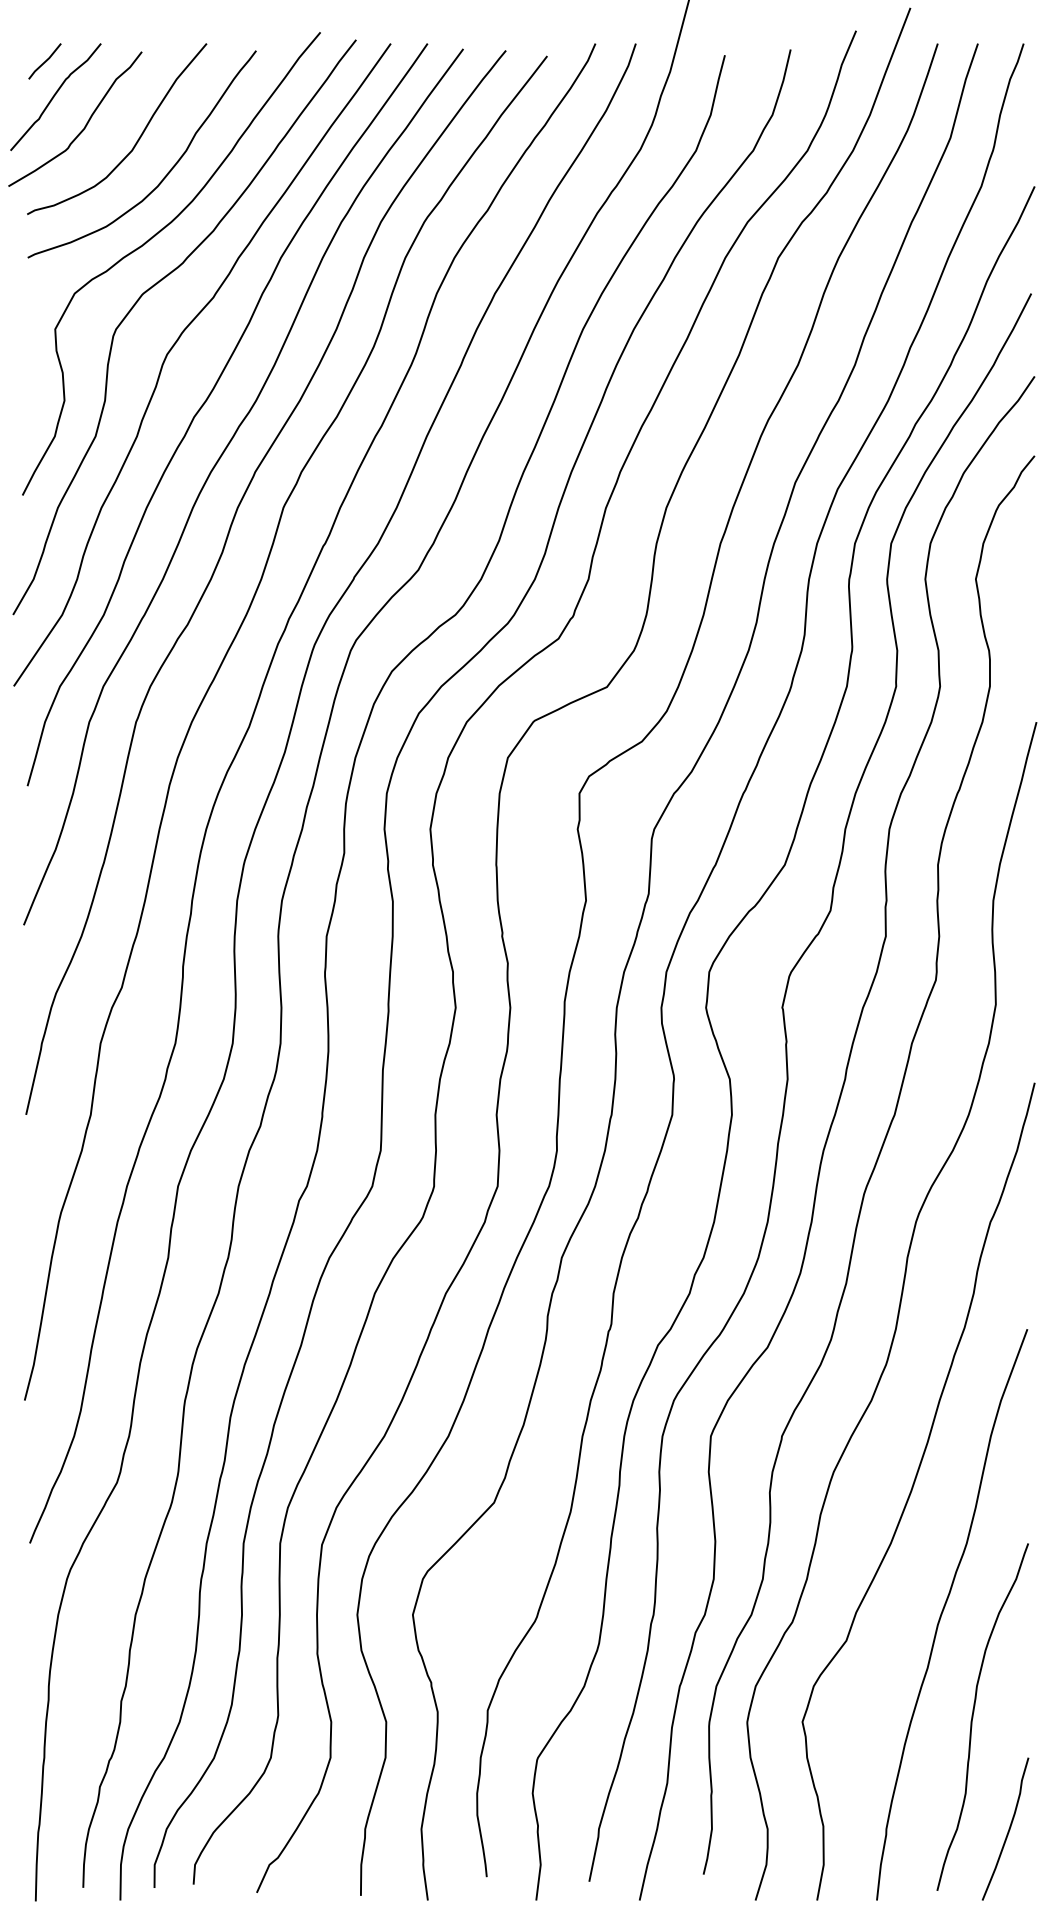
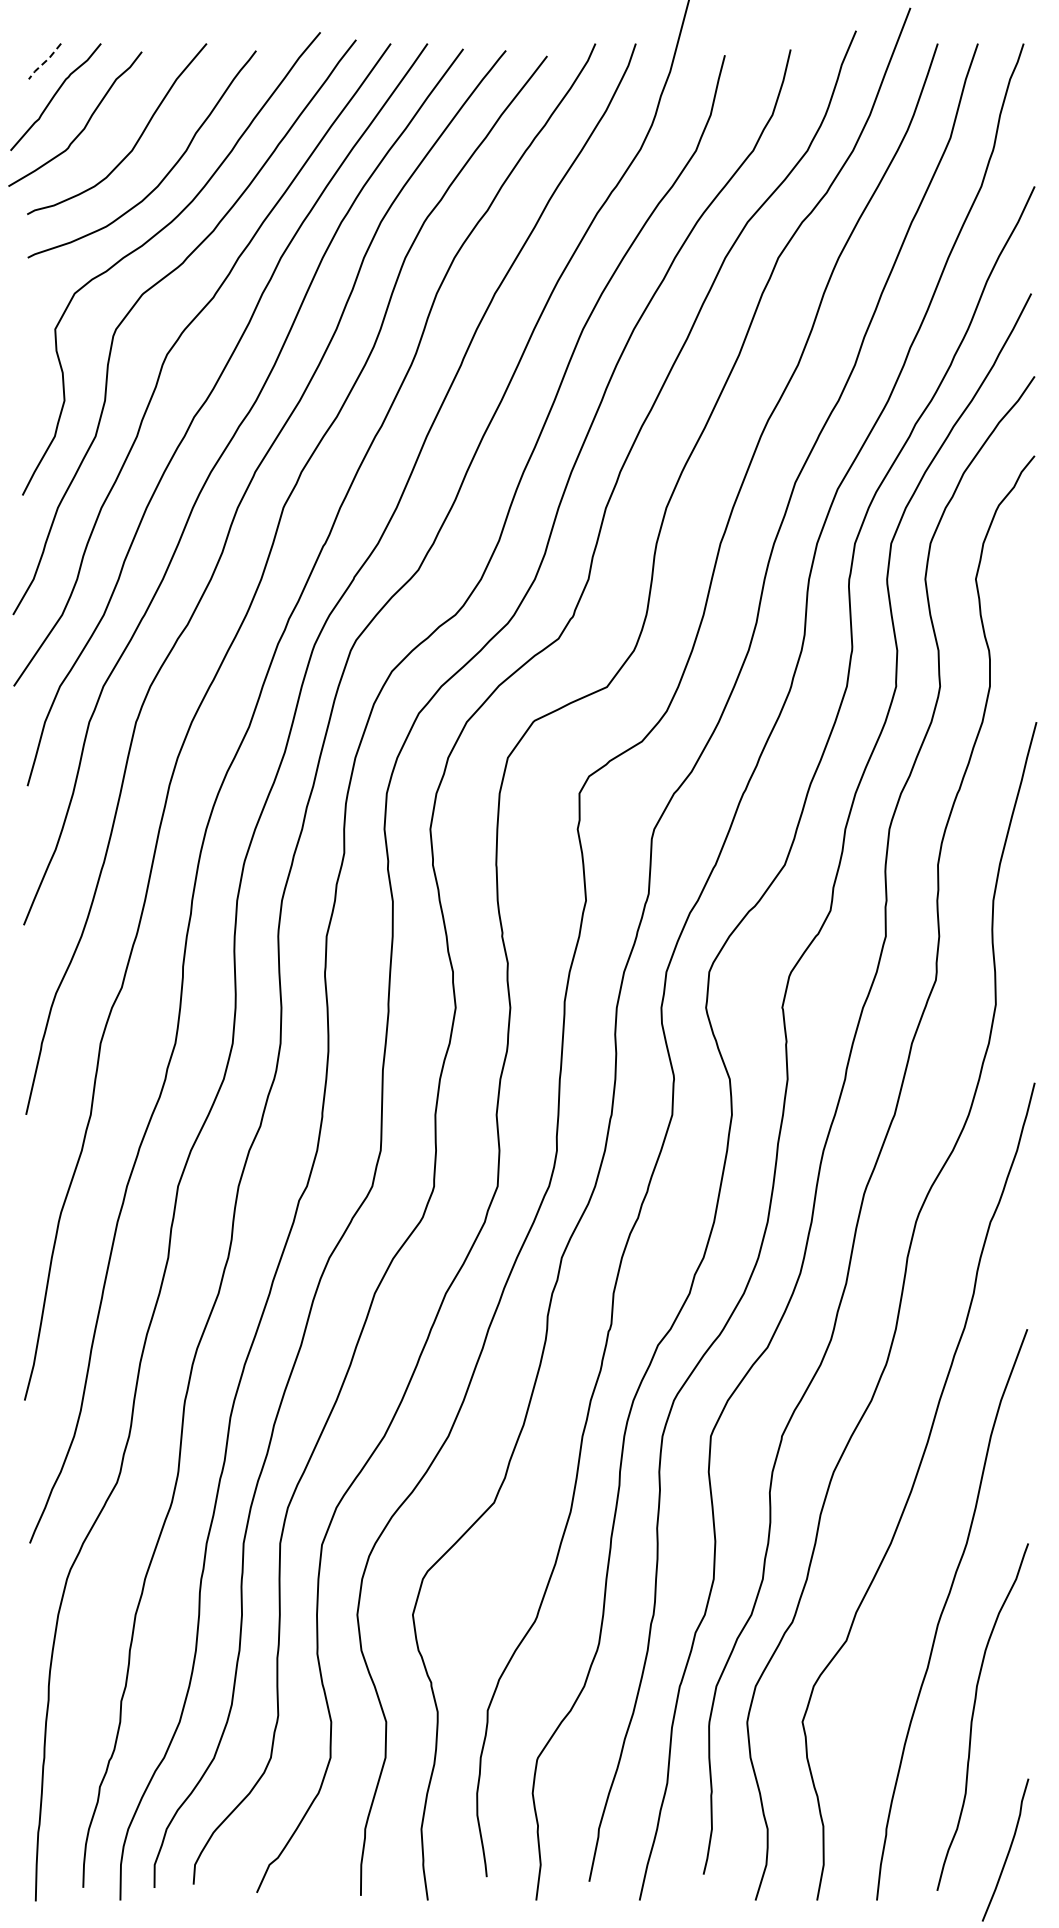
line: solid -> dashed (45, 62)
curve position: (1008, 1828) -> (1008, 1849) (1008, 1849)
